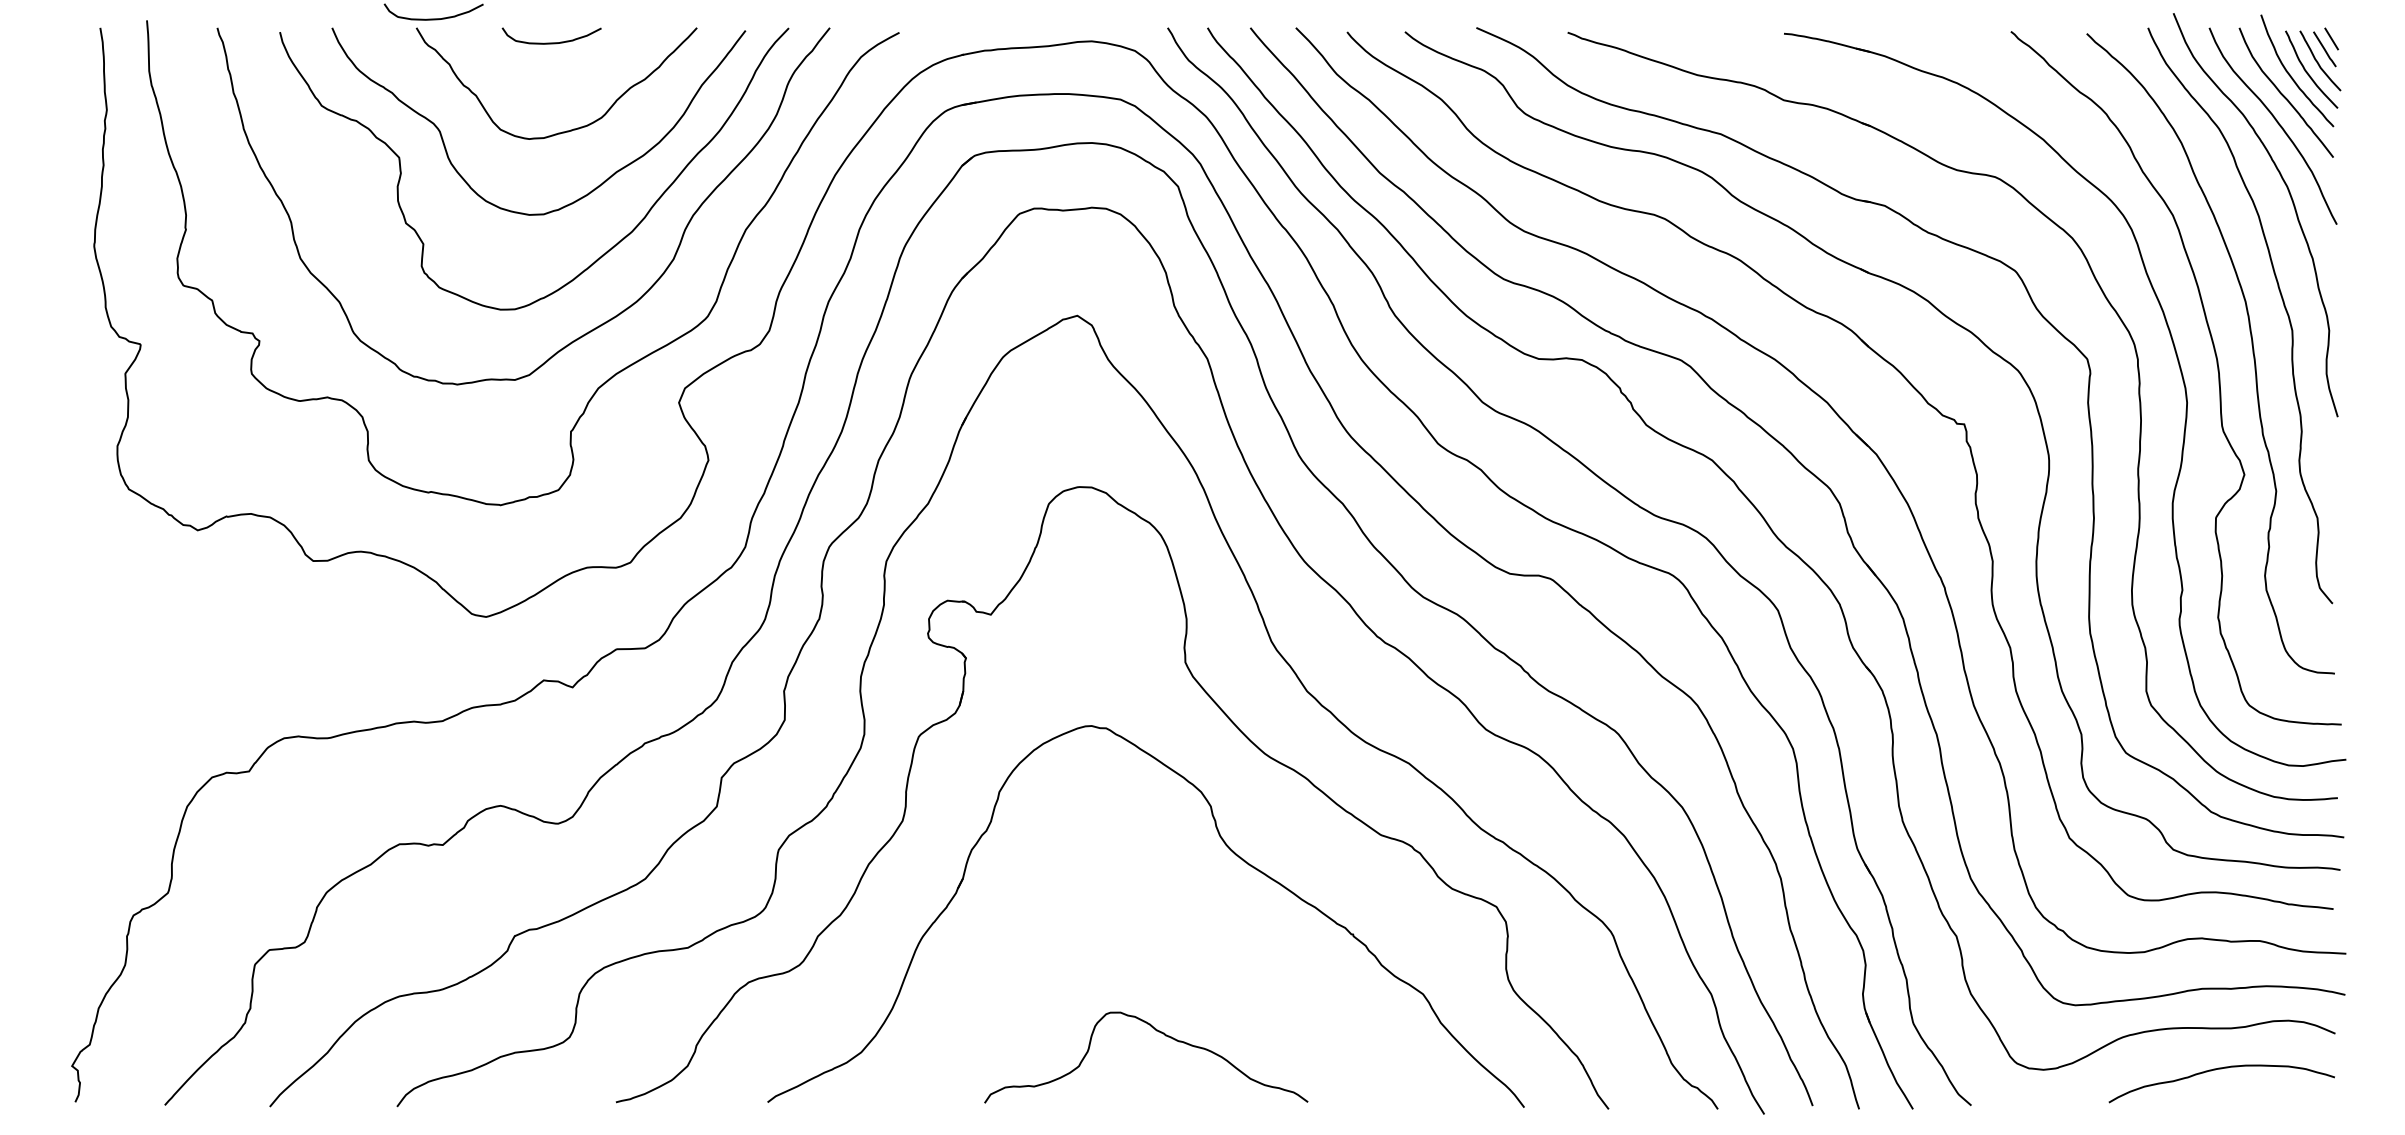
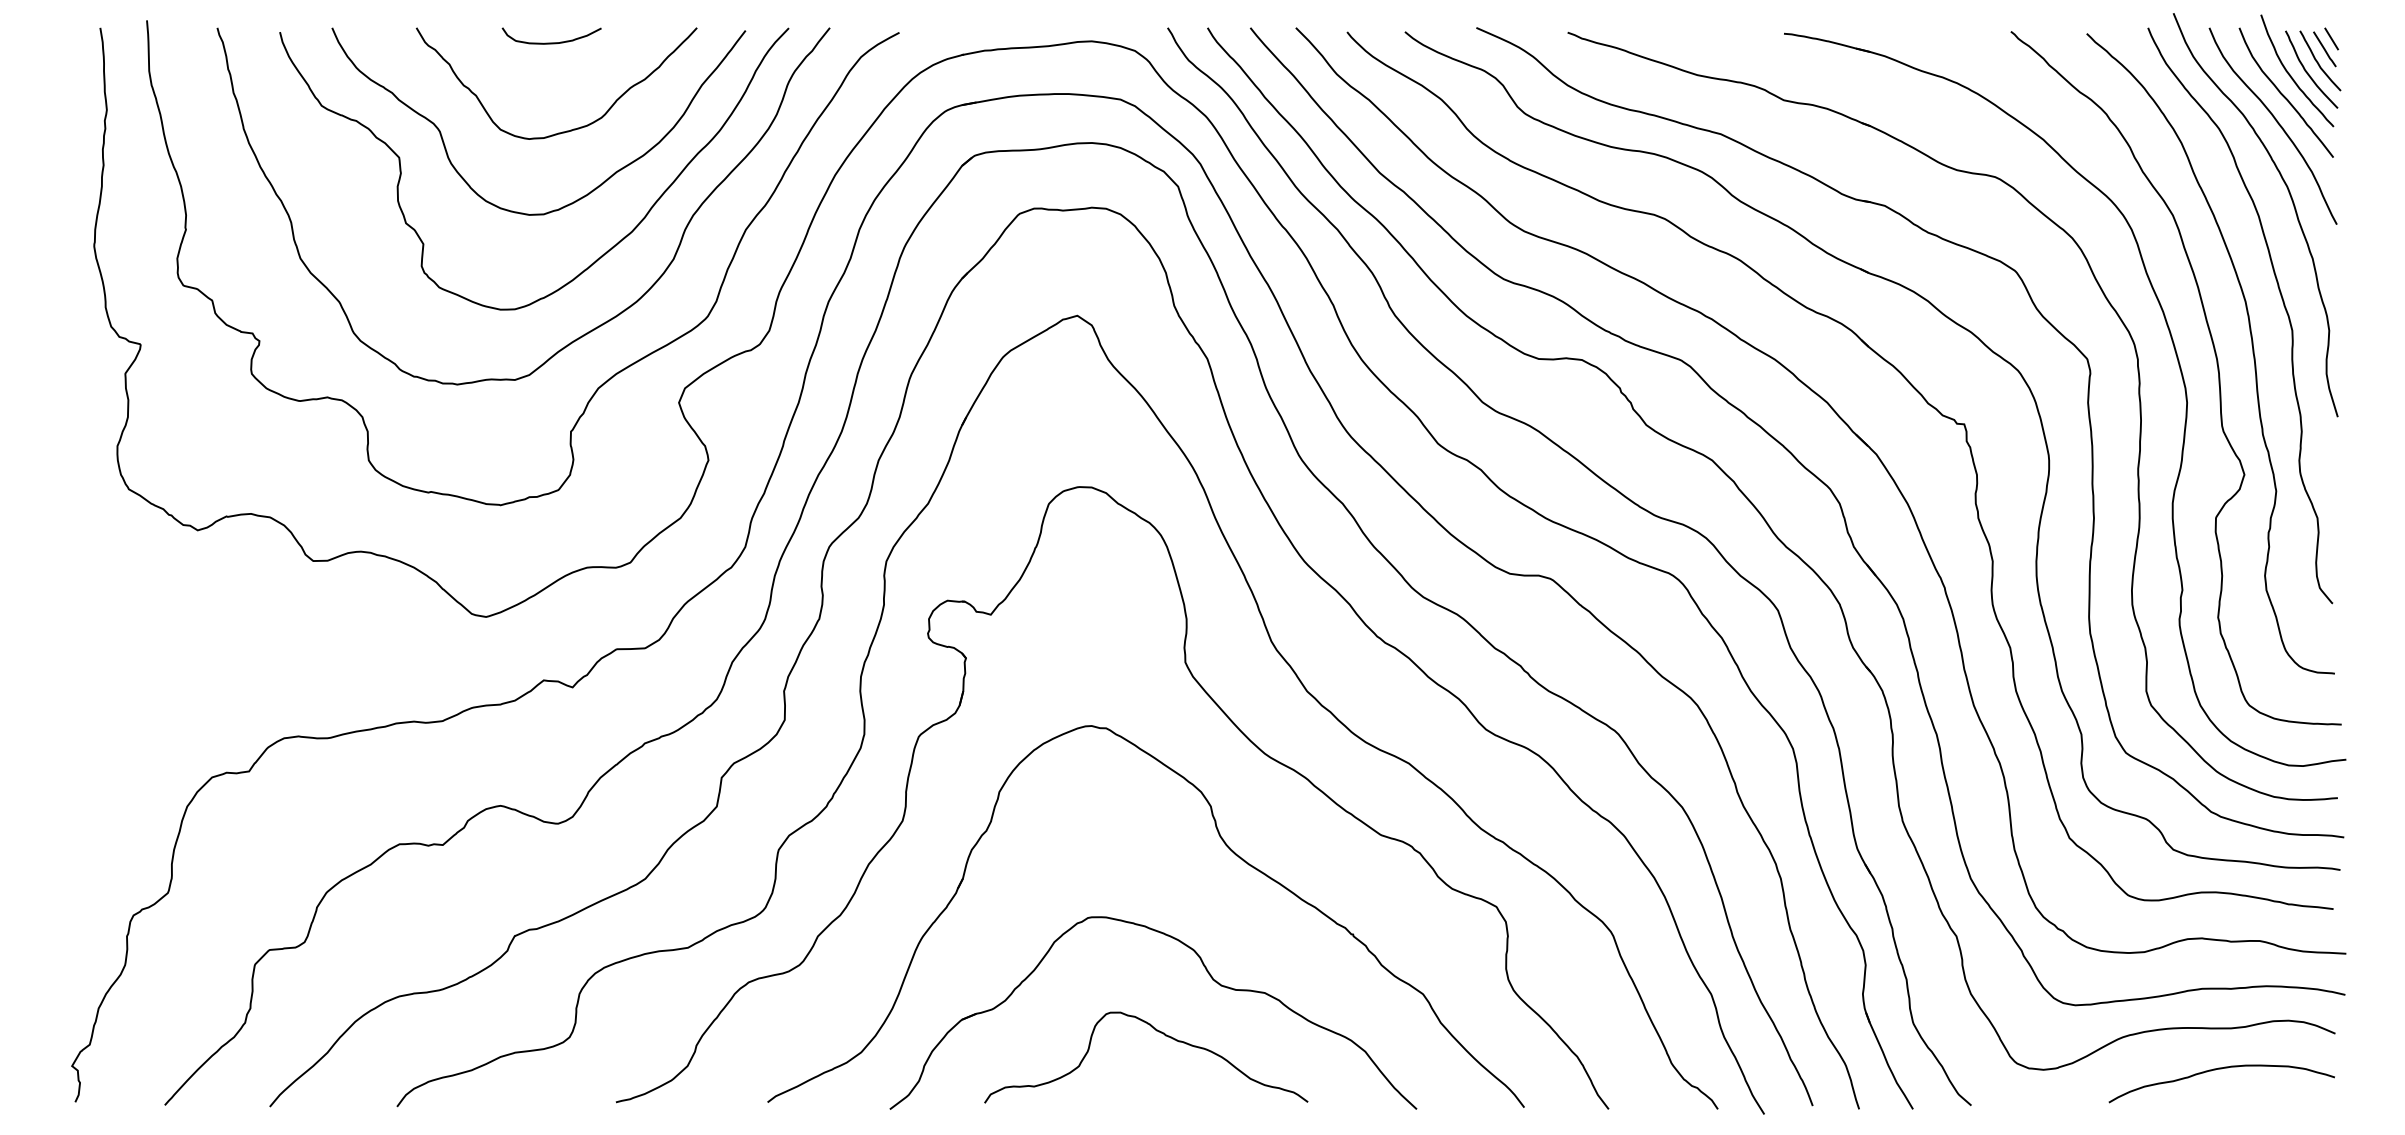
curve: present -> none (433, 18)
part: none -> present (1208, 974)
